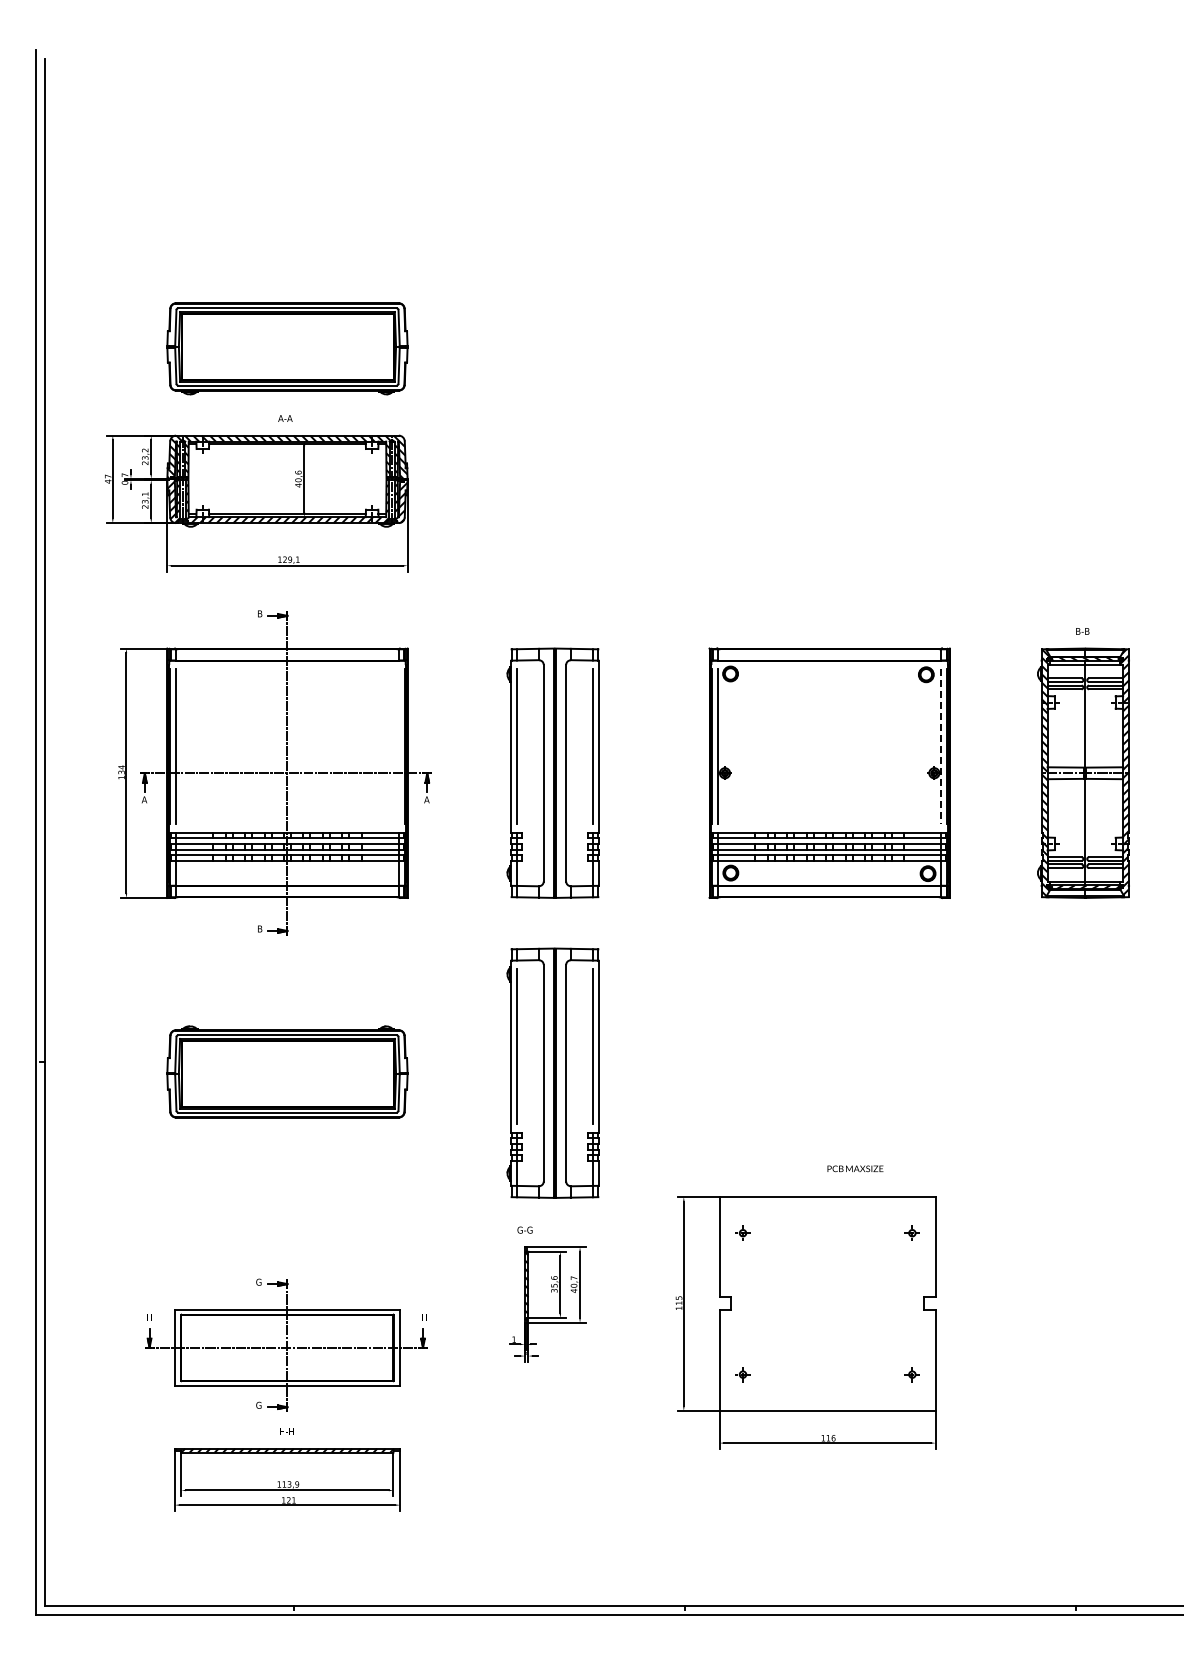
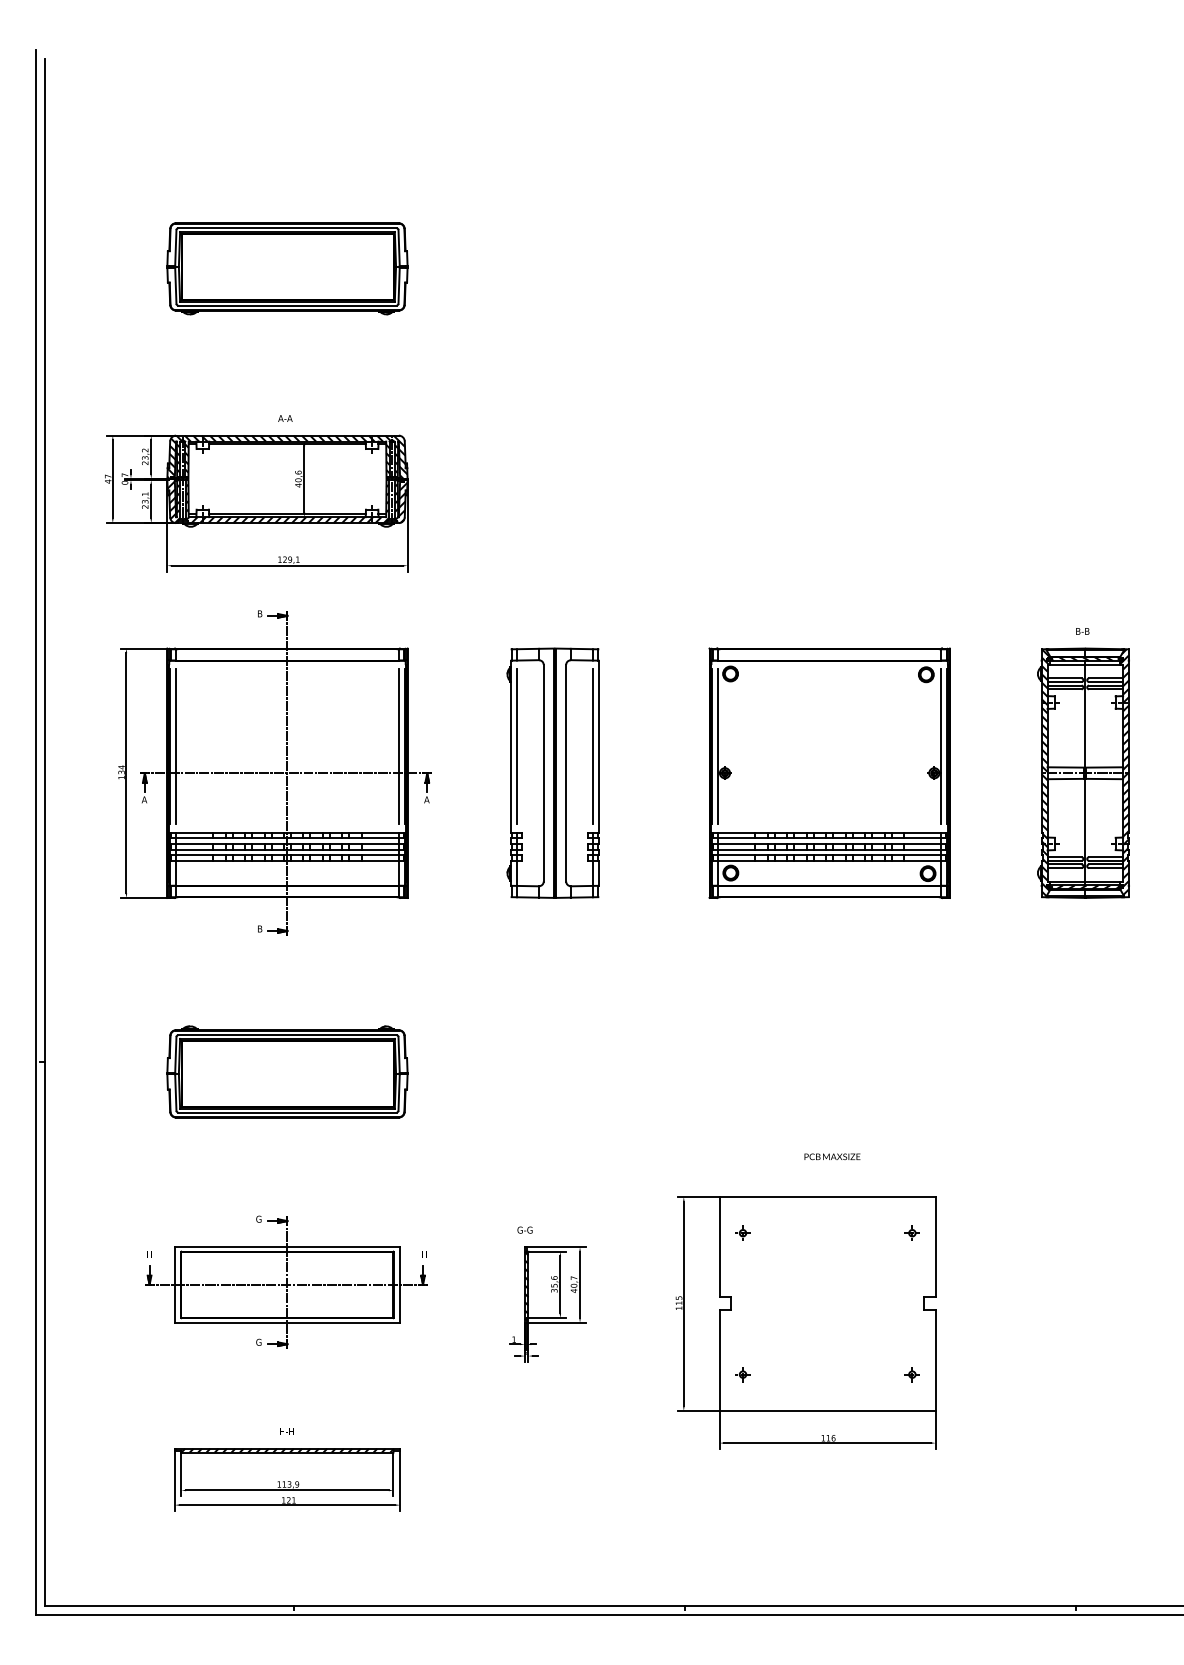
part position: (287, 348) -> (287, 268) (287, 268)
line: none -> present (398, 746)
line: dashed -> solid (941, 747)
part: present -> none (552, 1072)
text position: (855, 1168) -> (832, 1156) (832, 1156)
part position: (286, 1344) -> (286, 1281) (286, 1281)
